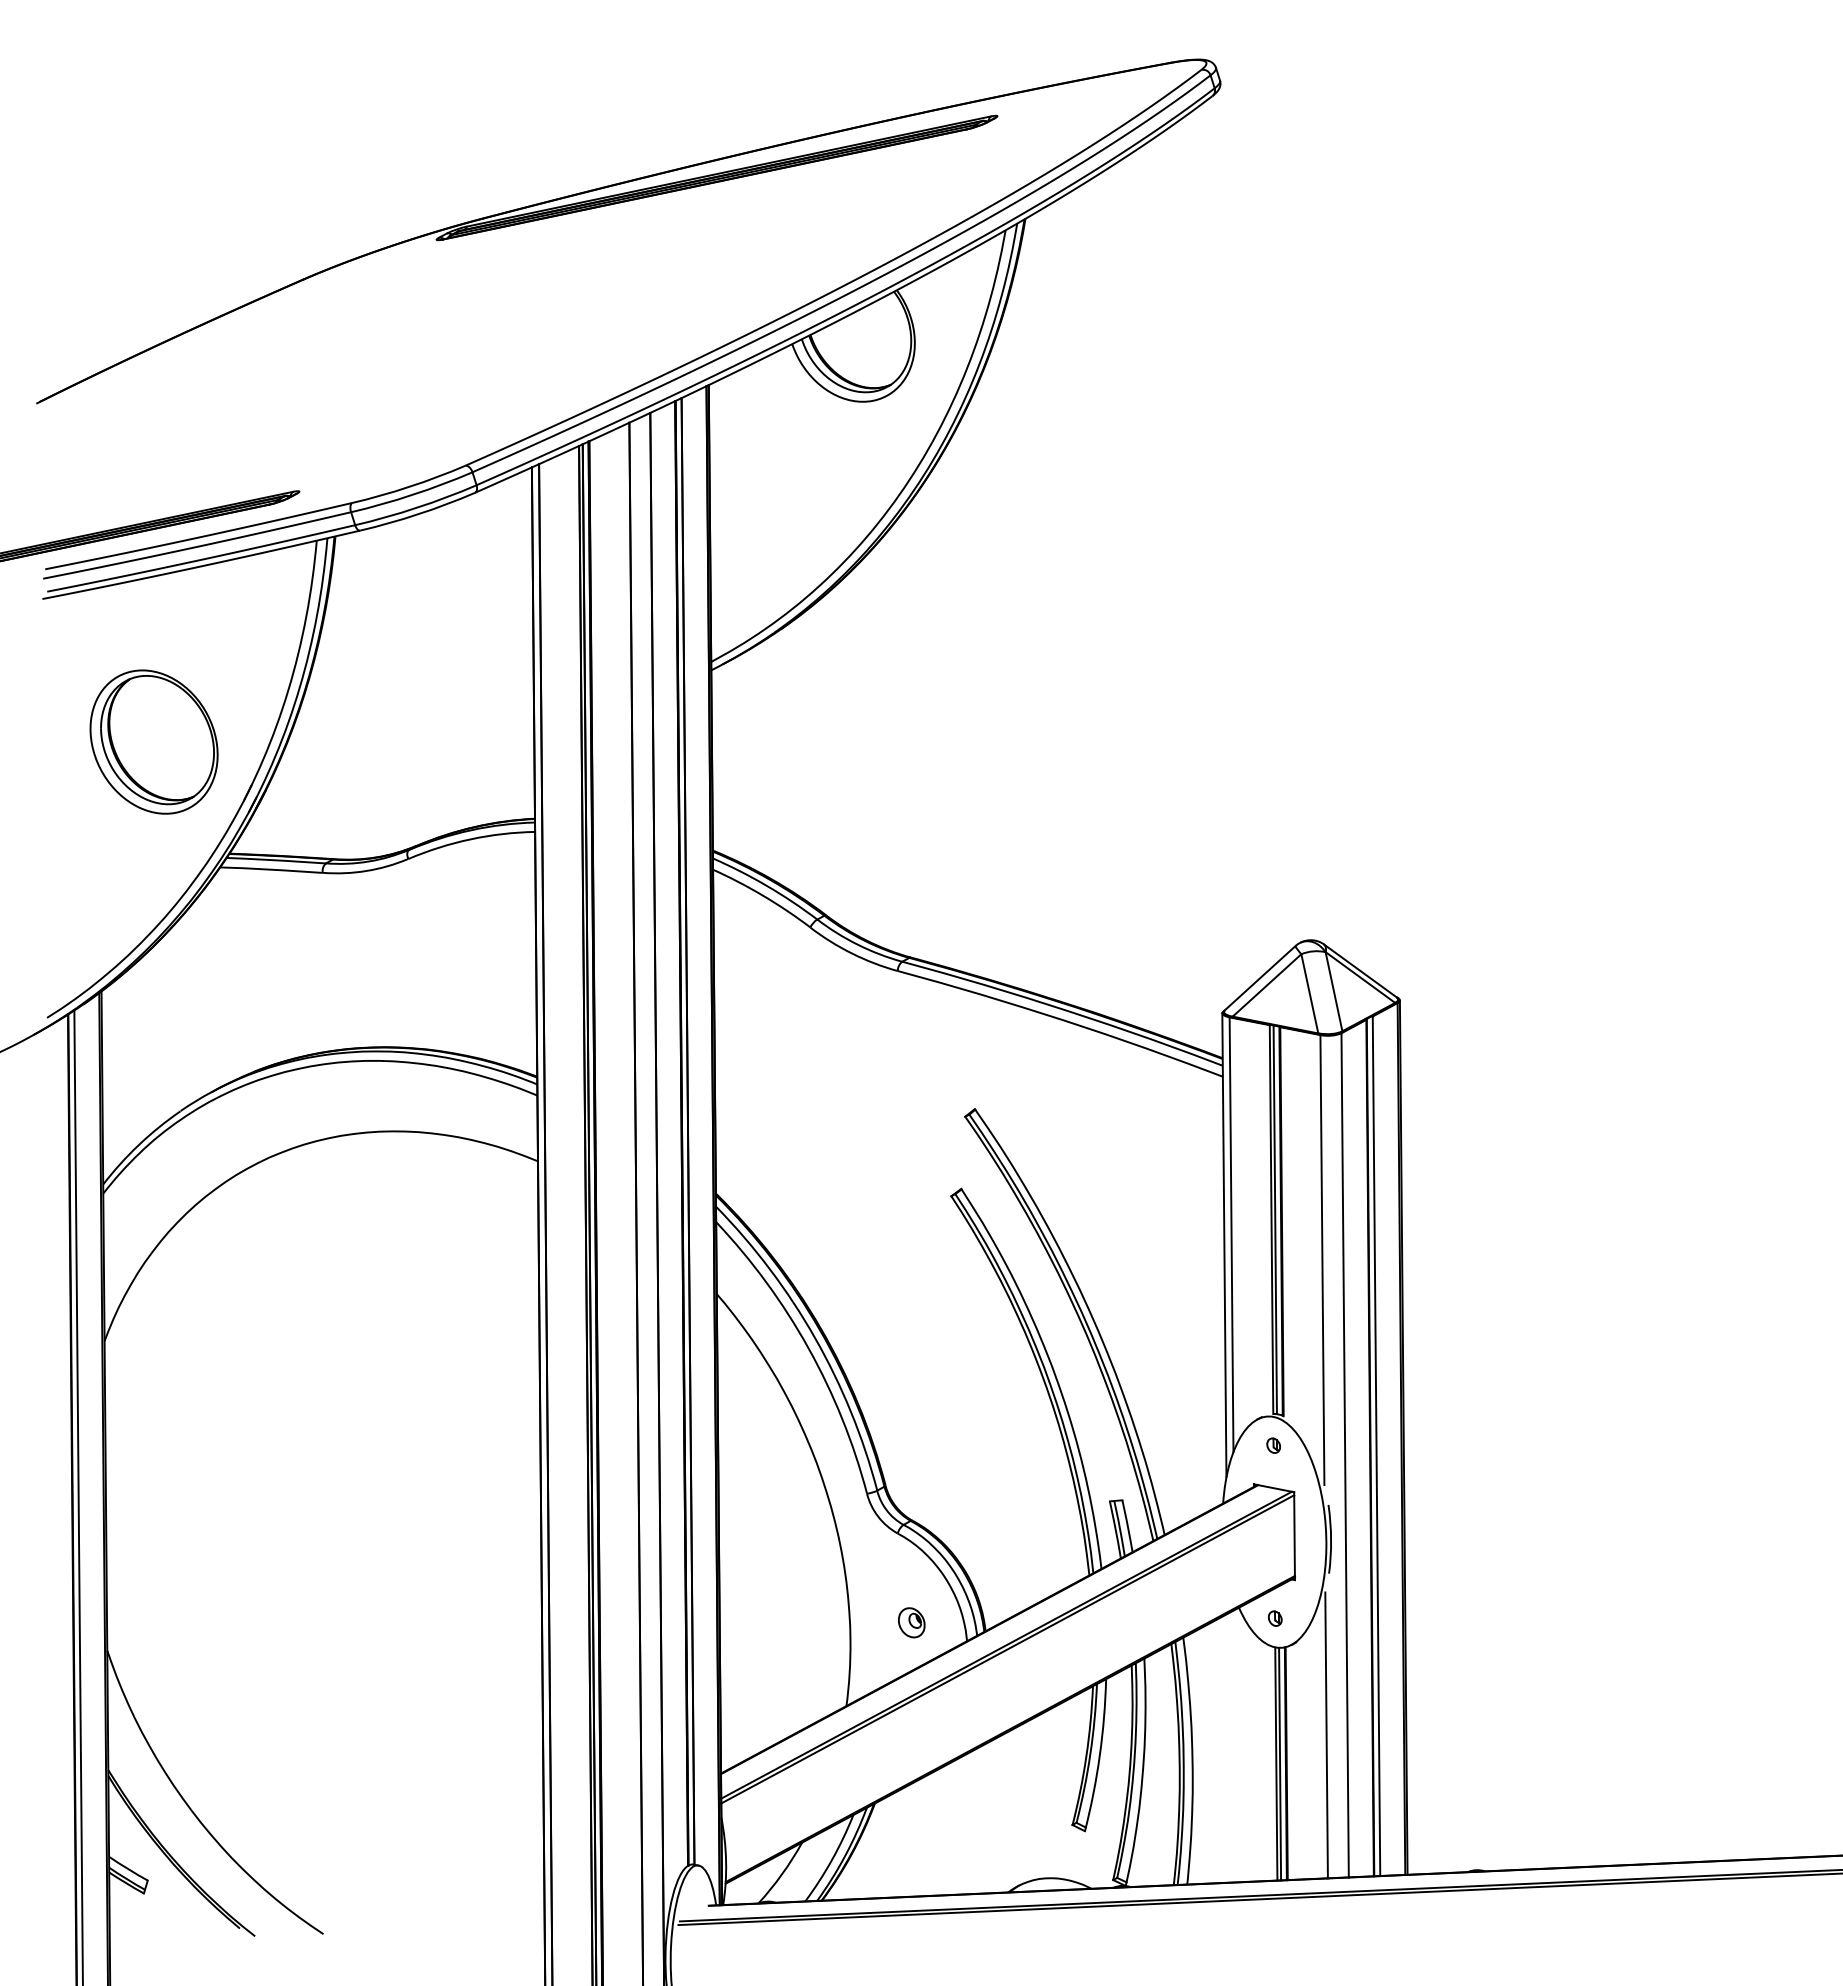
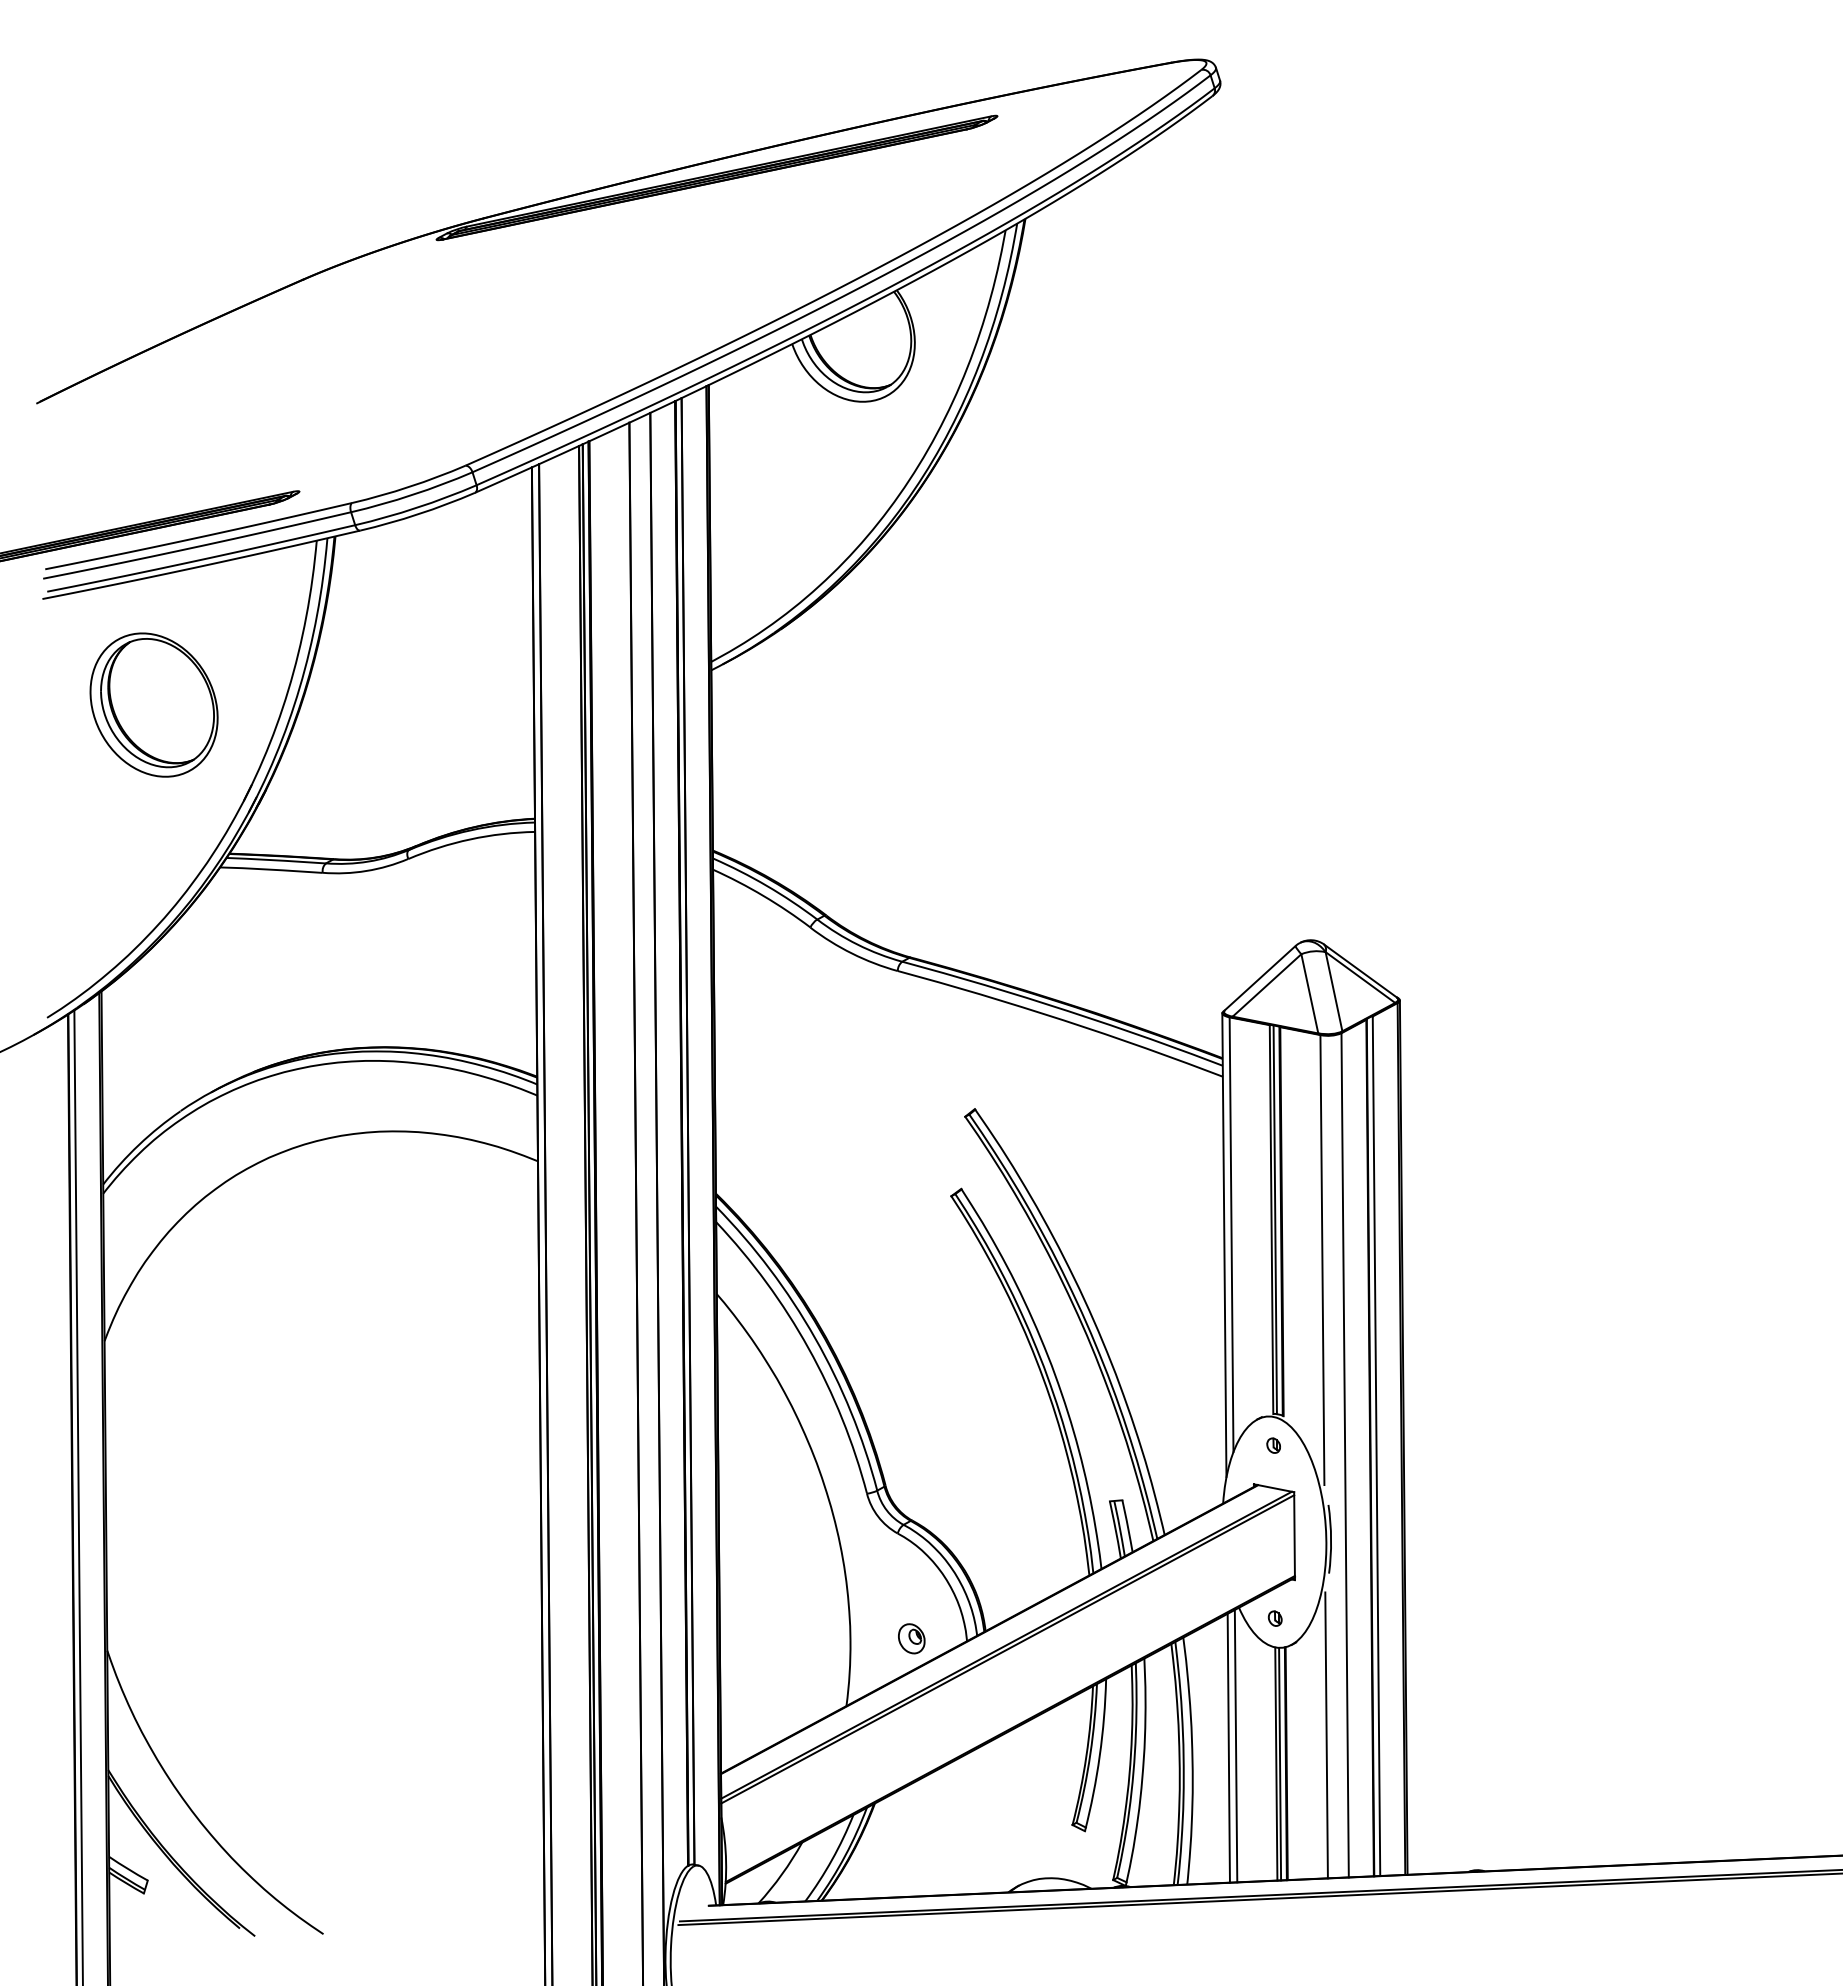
part position: (153, 741) -> (153, 704) (153, 704)
part position: (911, 1622) -> (911, 1638) (911, 1638)
line: none -> present (1235, 1745)
line: none -> present (1228, 1747)
